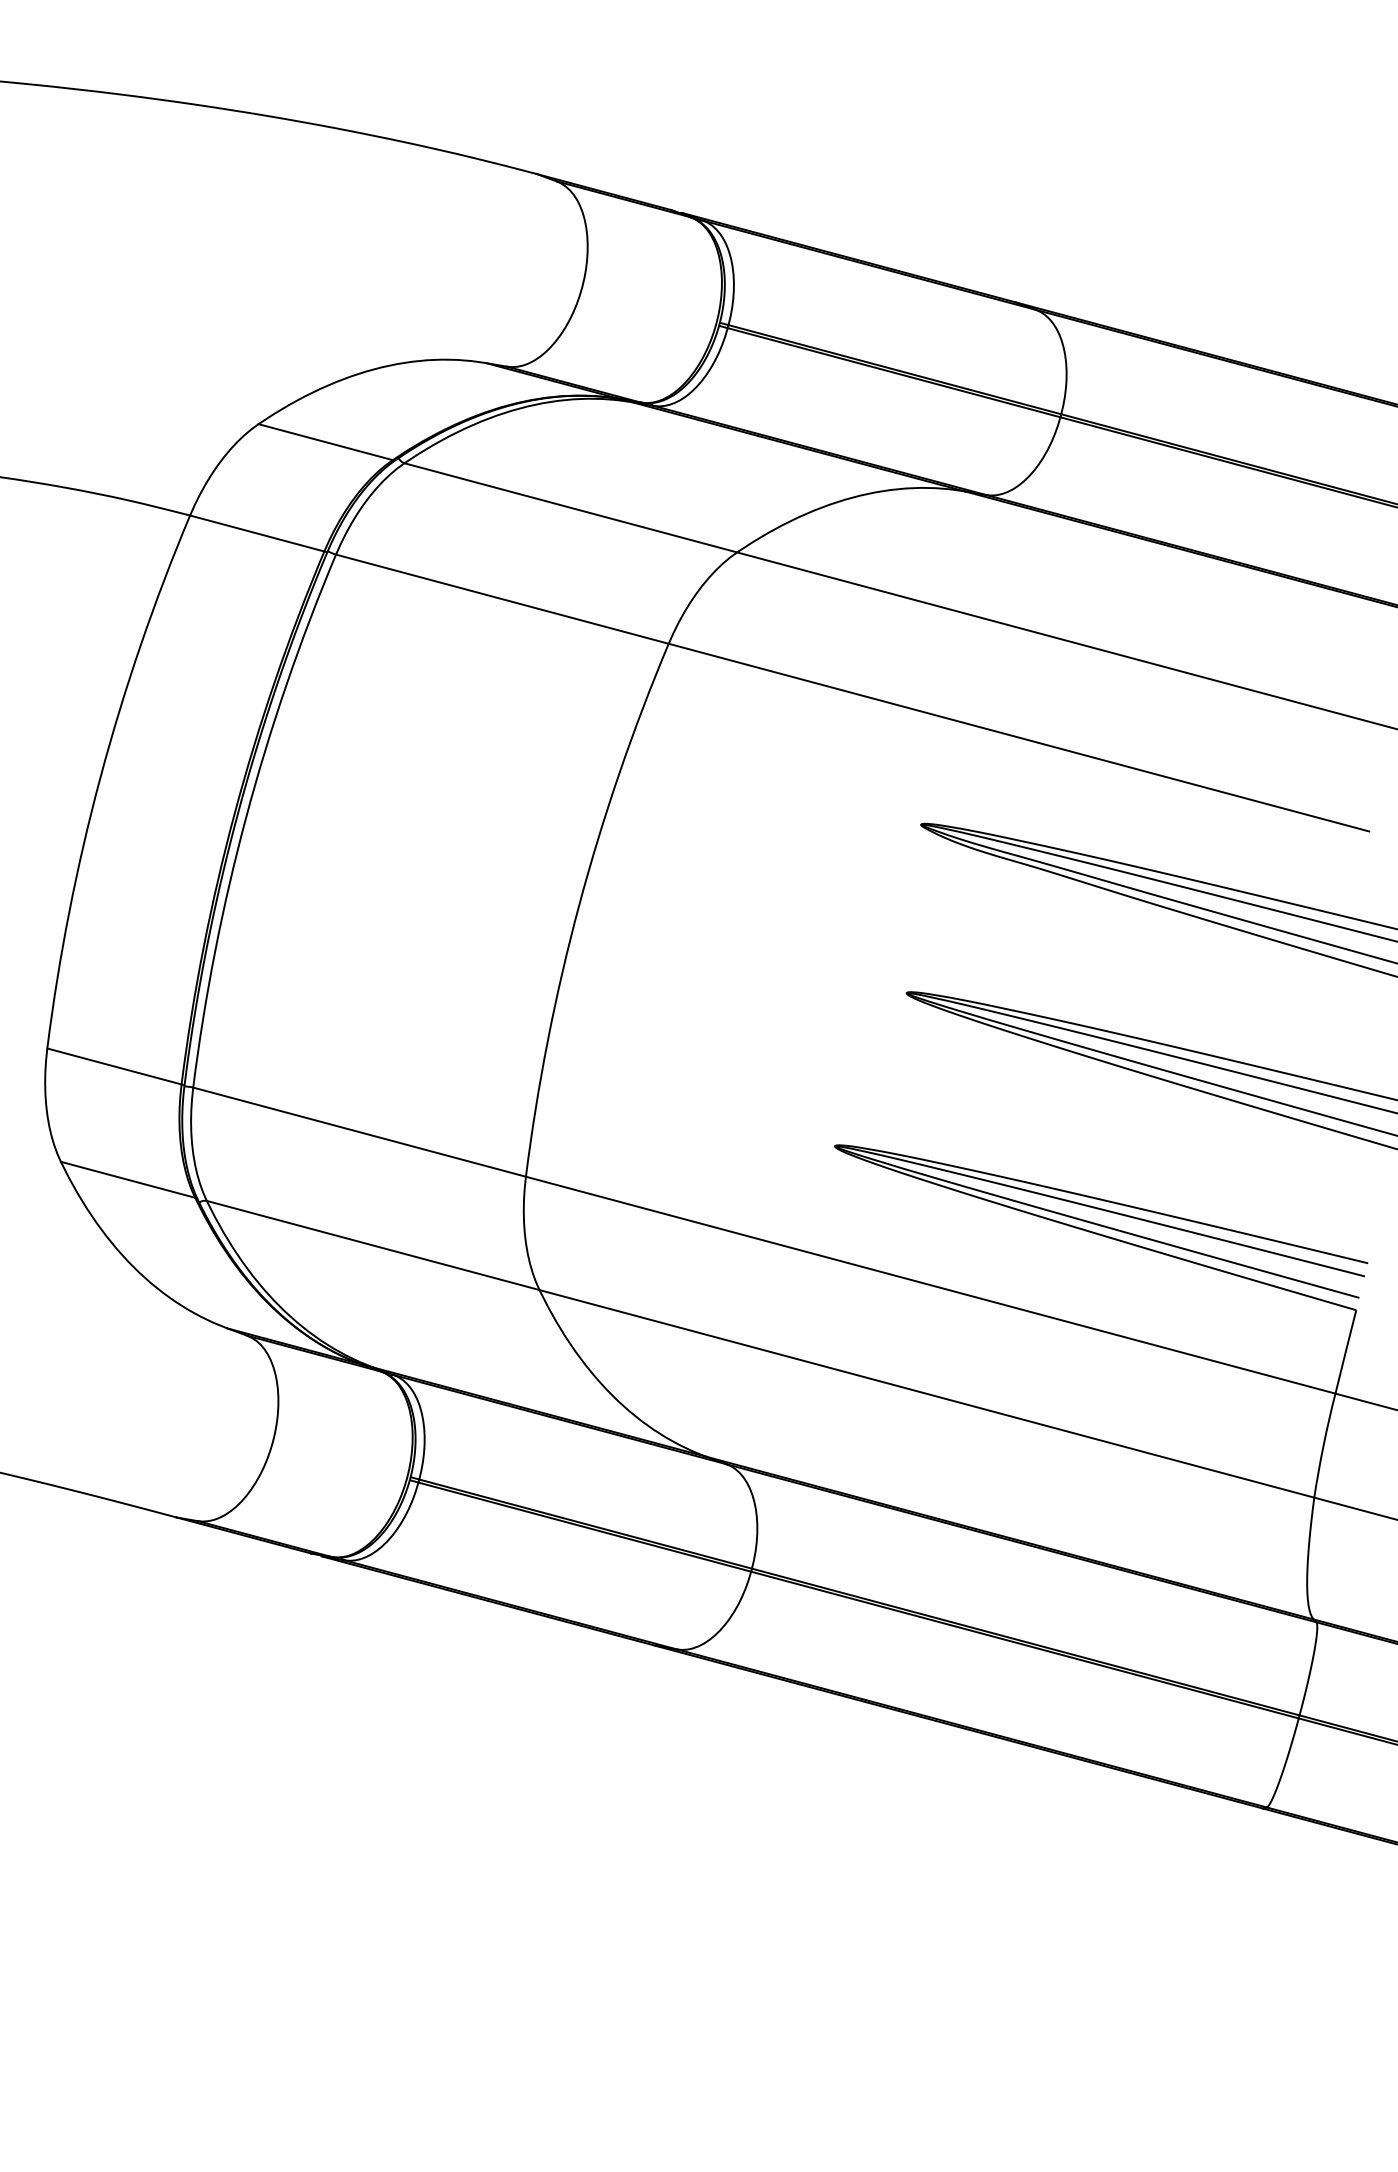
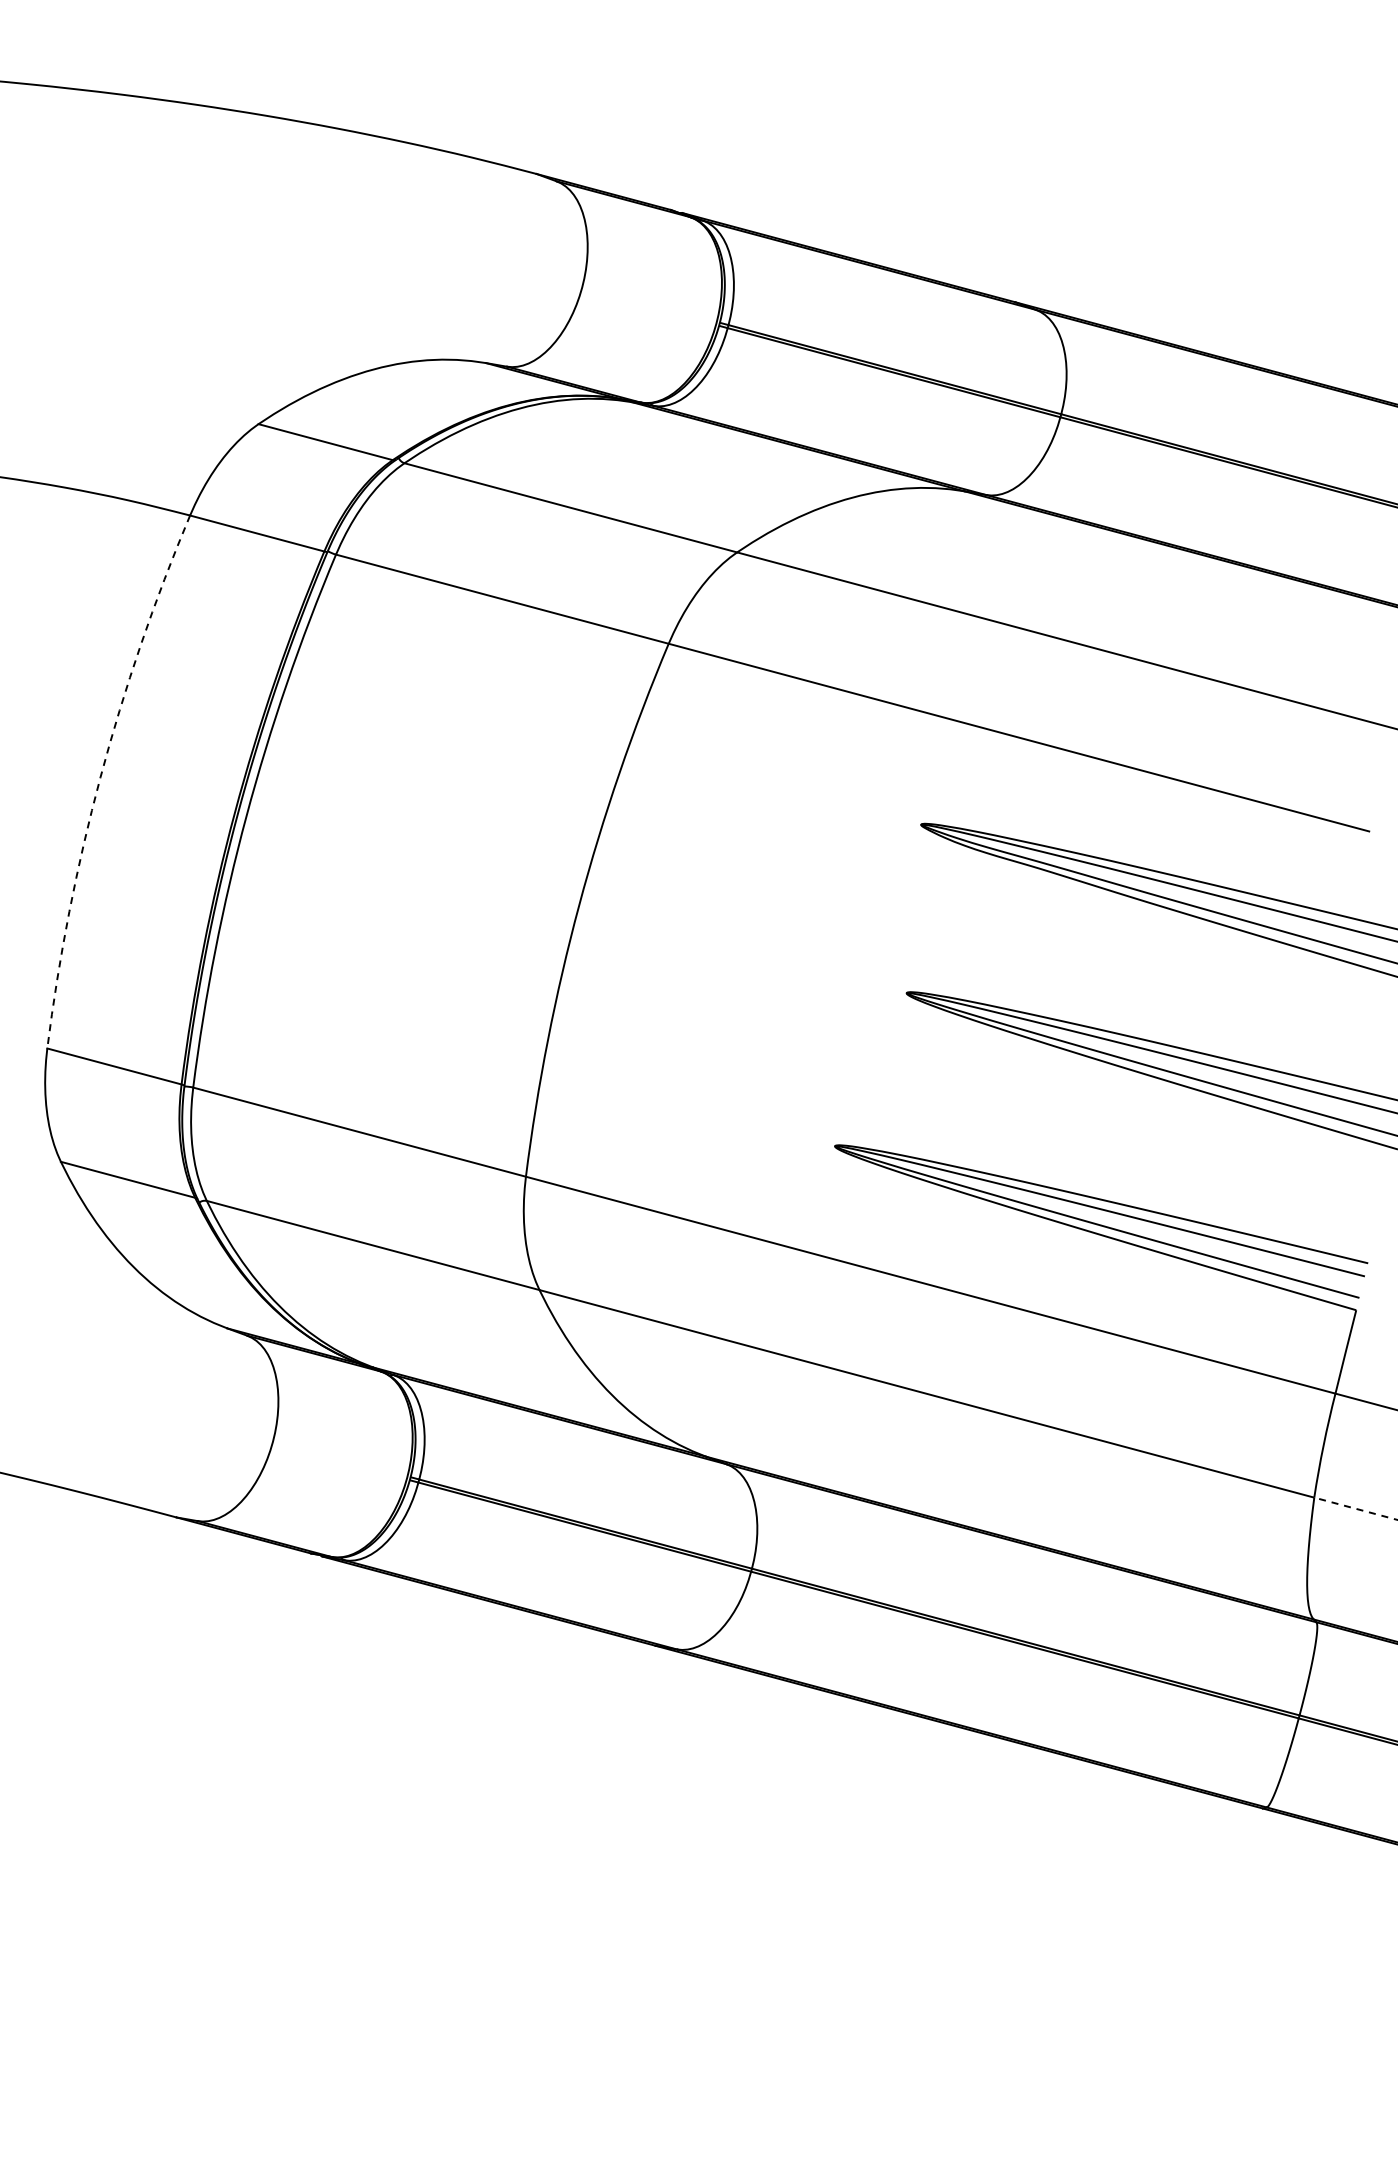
arc: solid -> dashed (100, 777)
line: solid -> dashed (1355, 1508)
